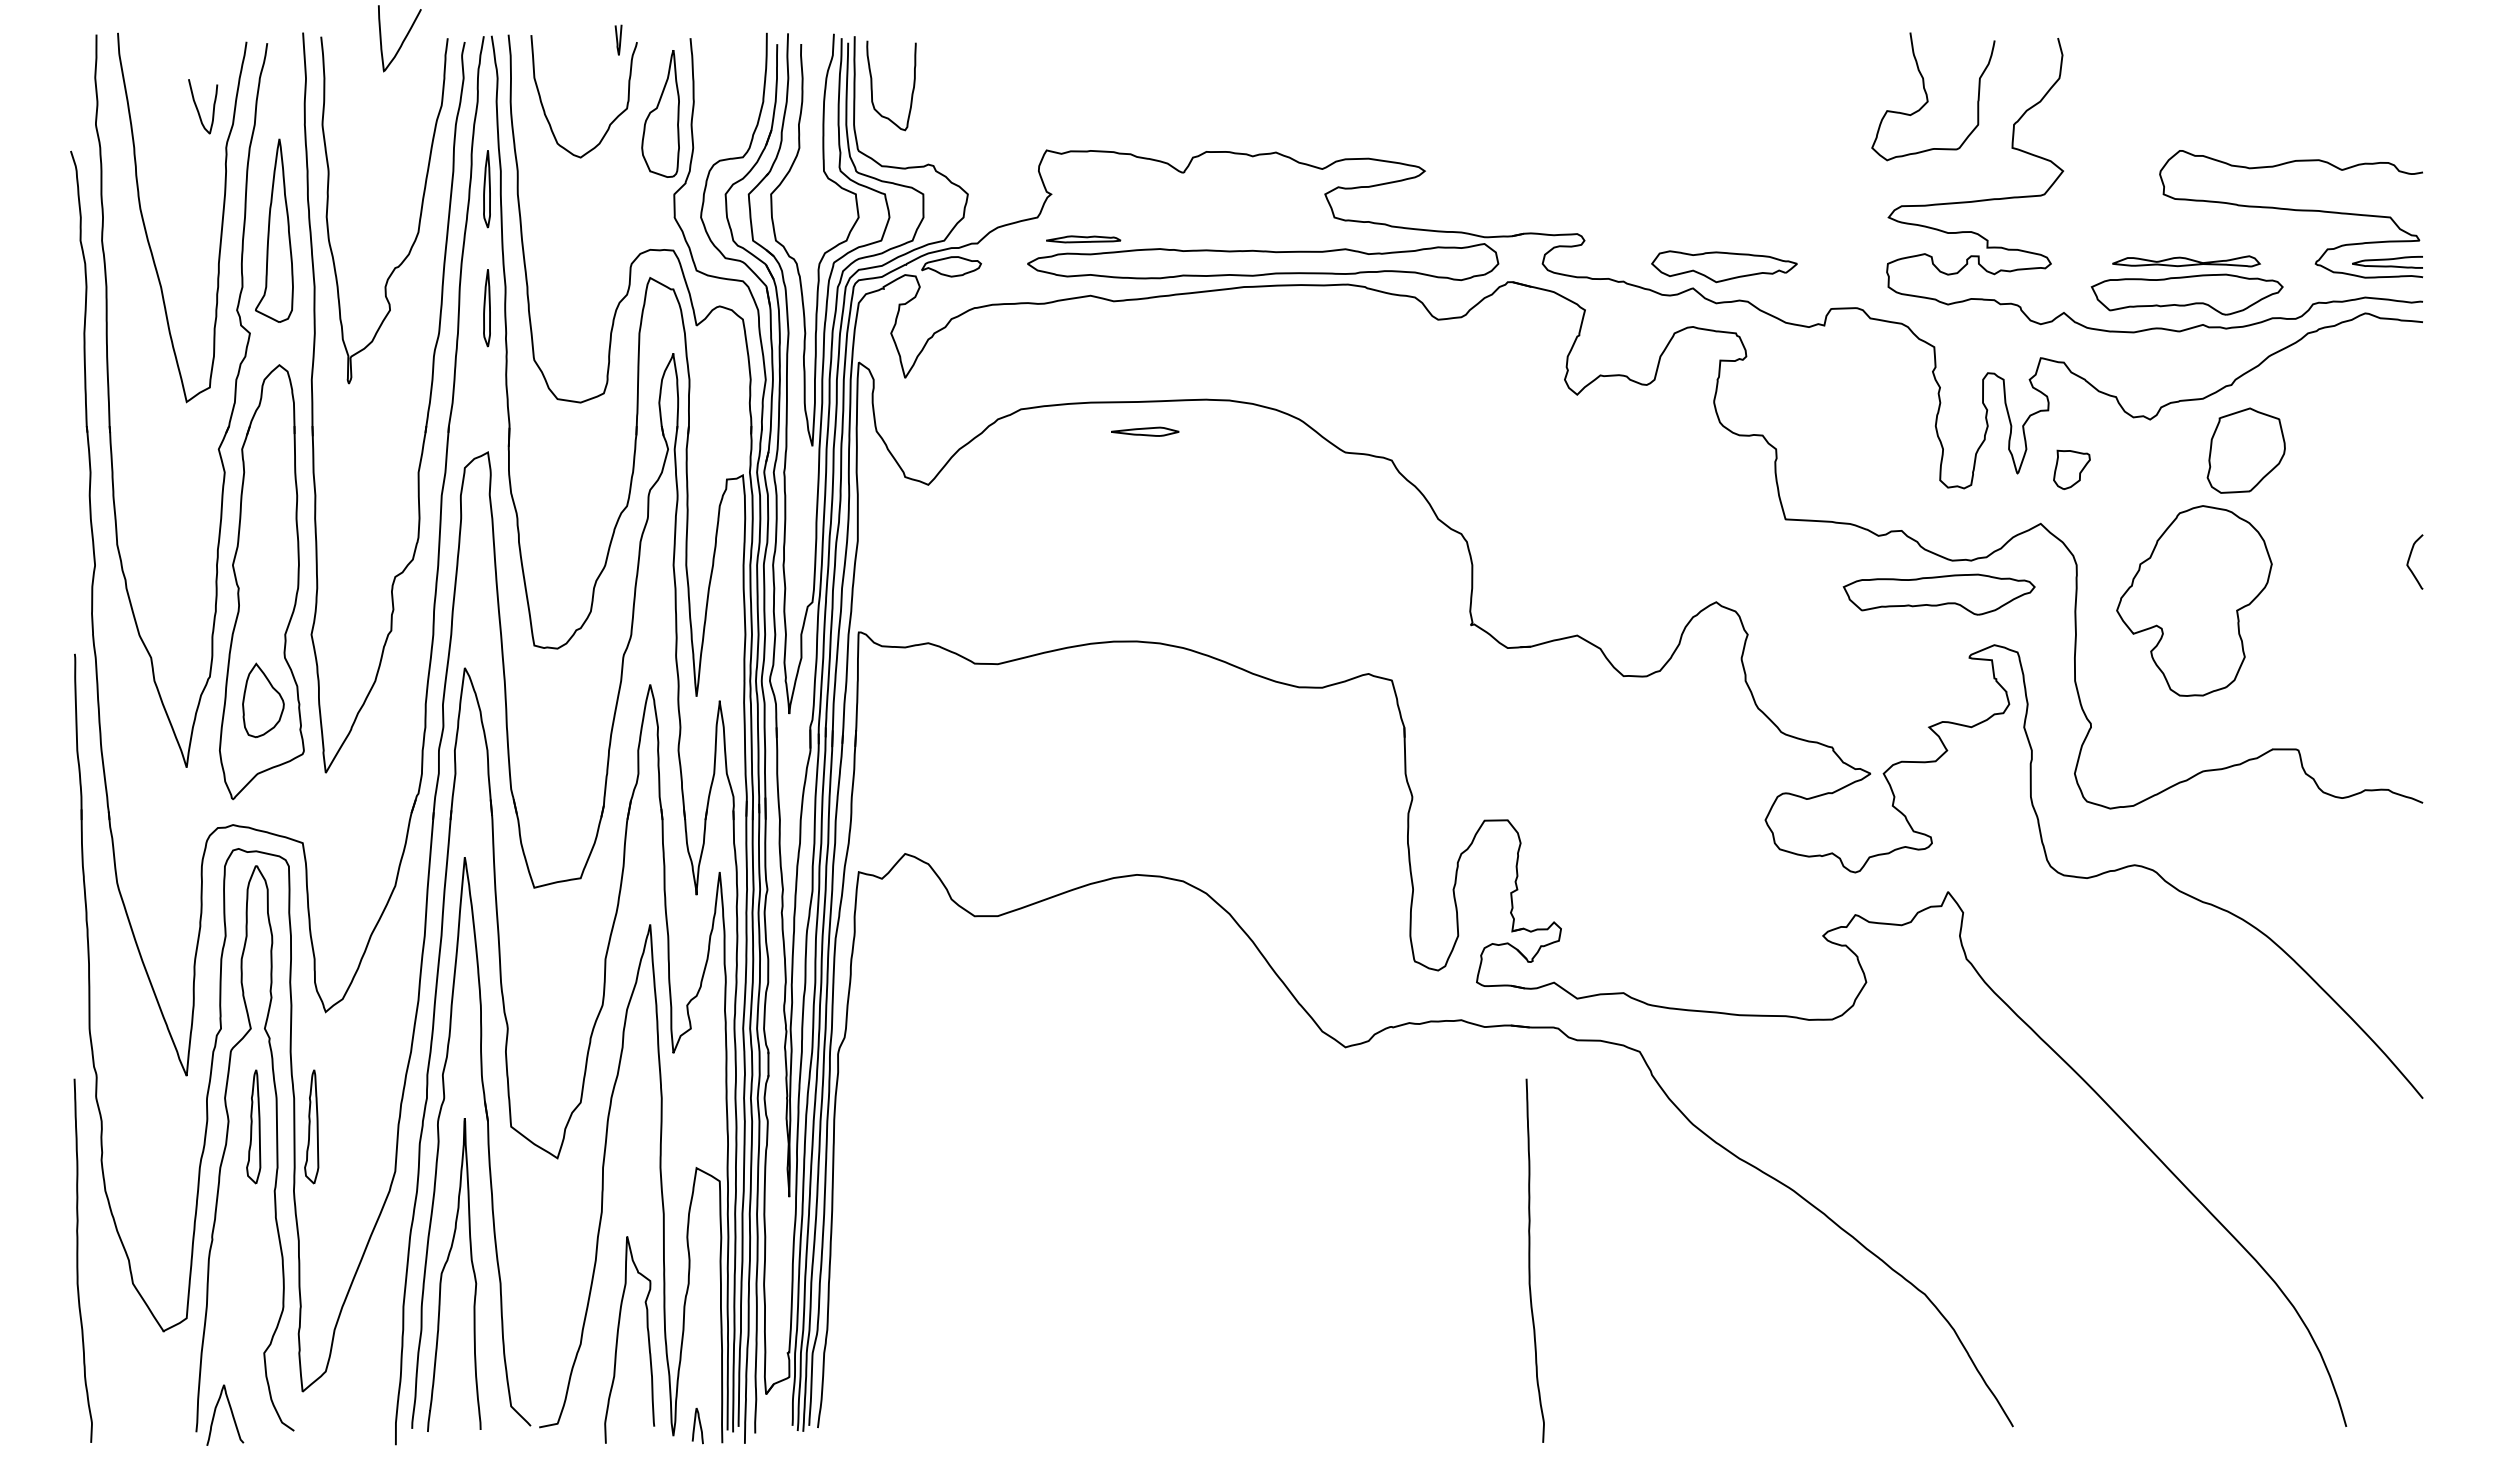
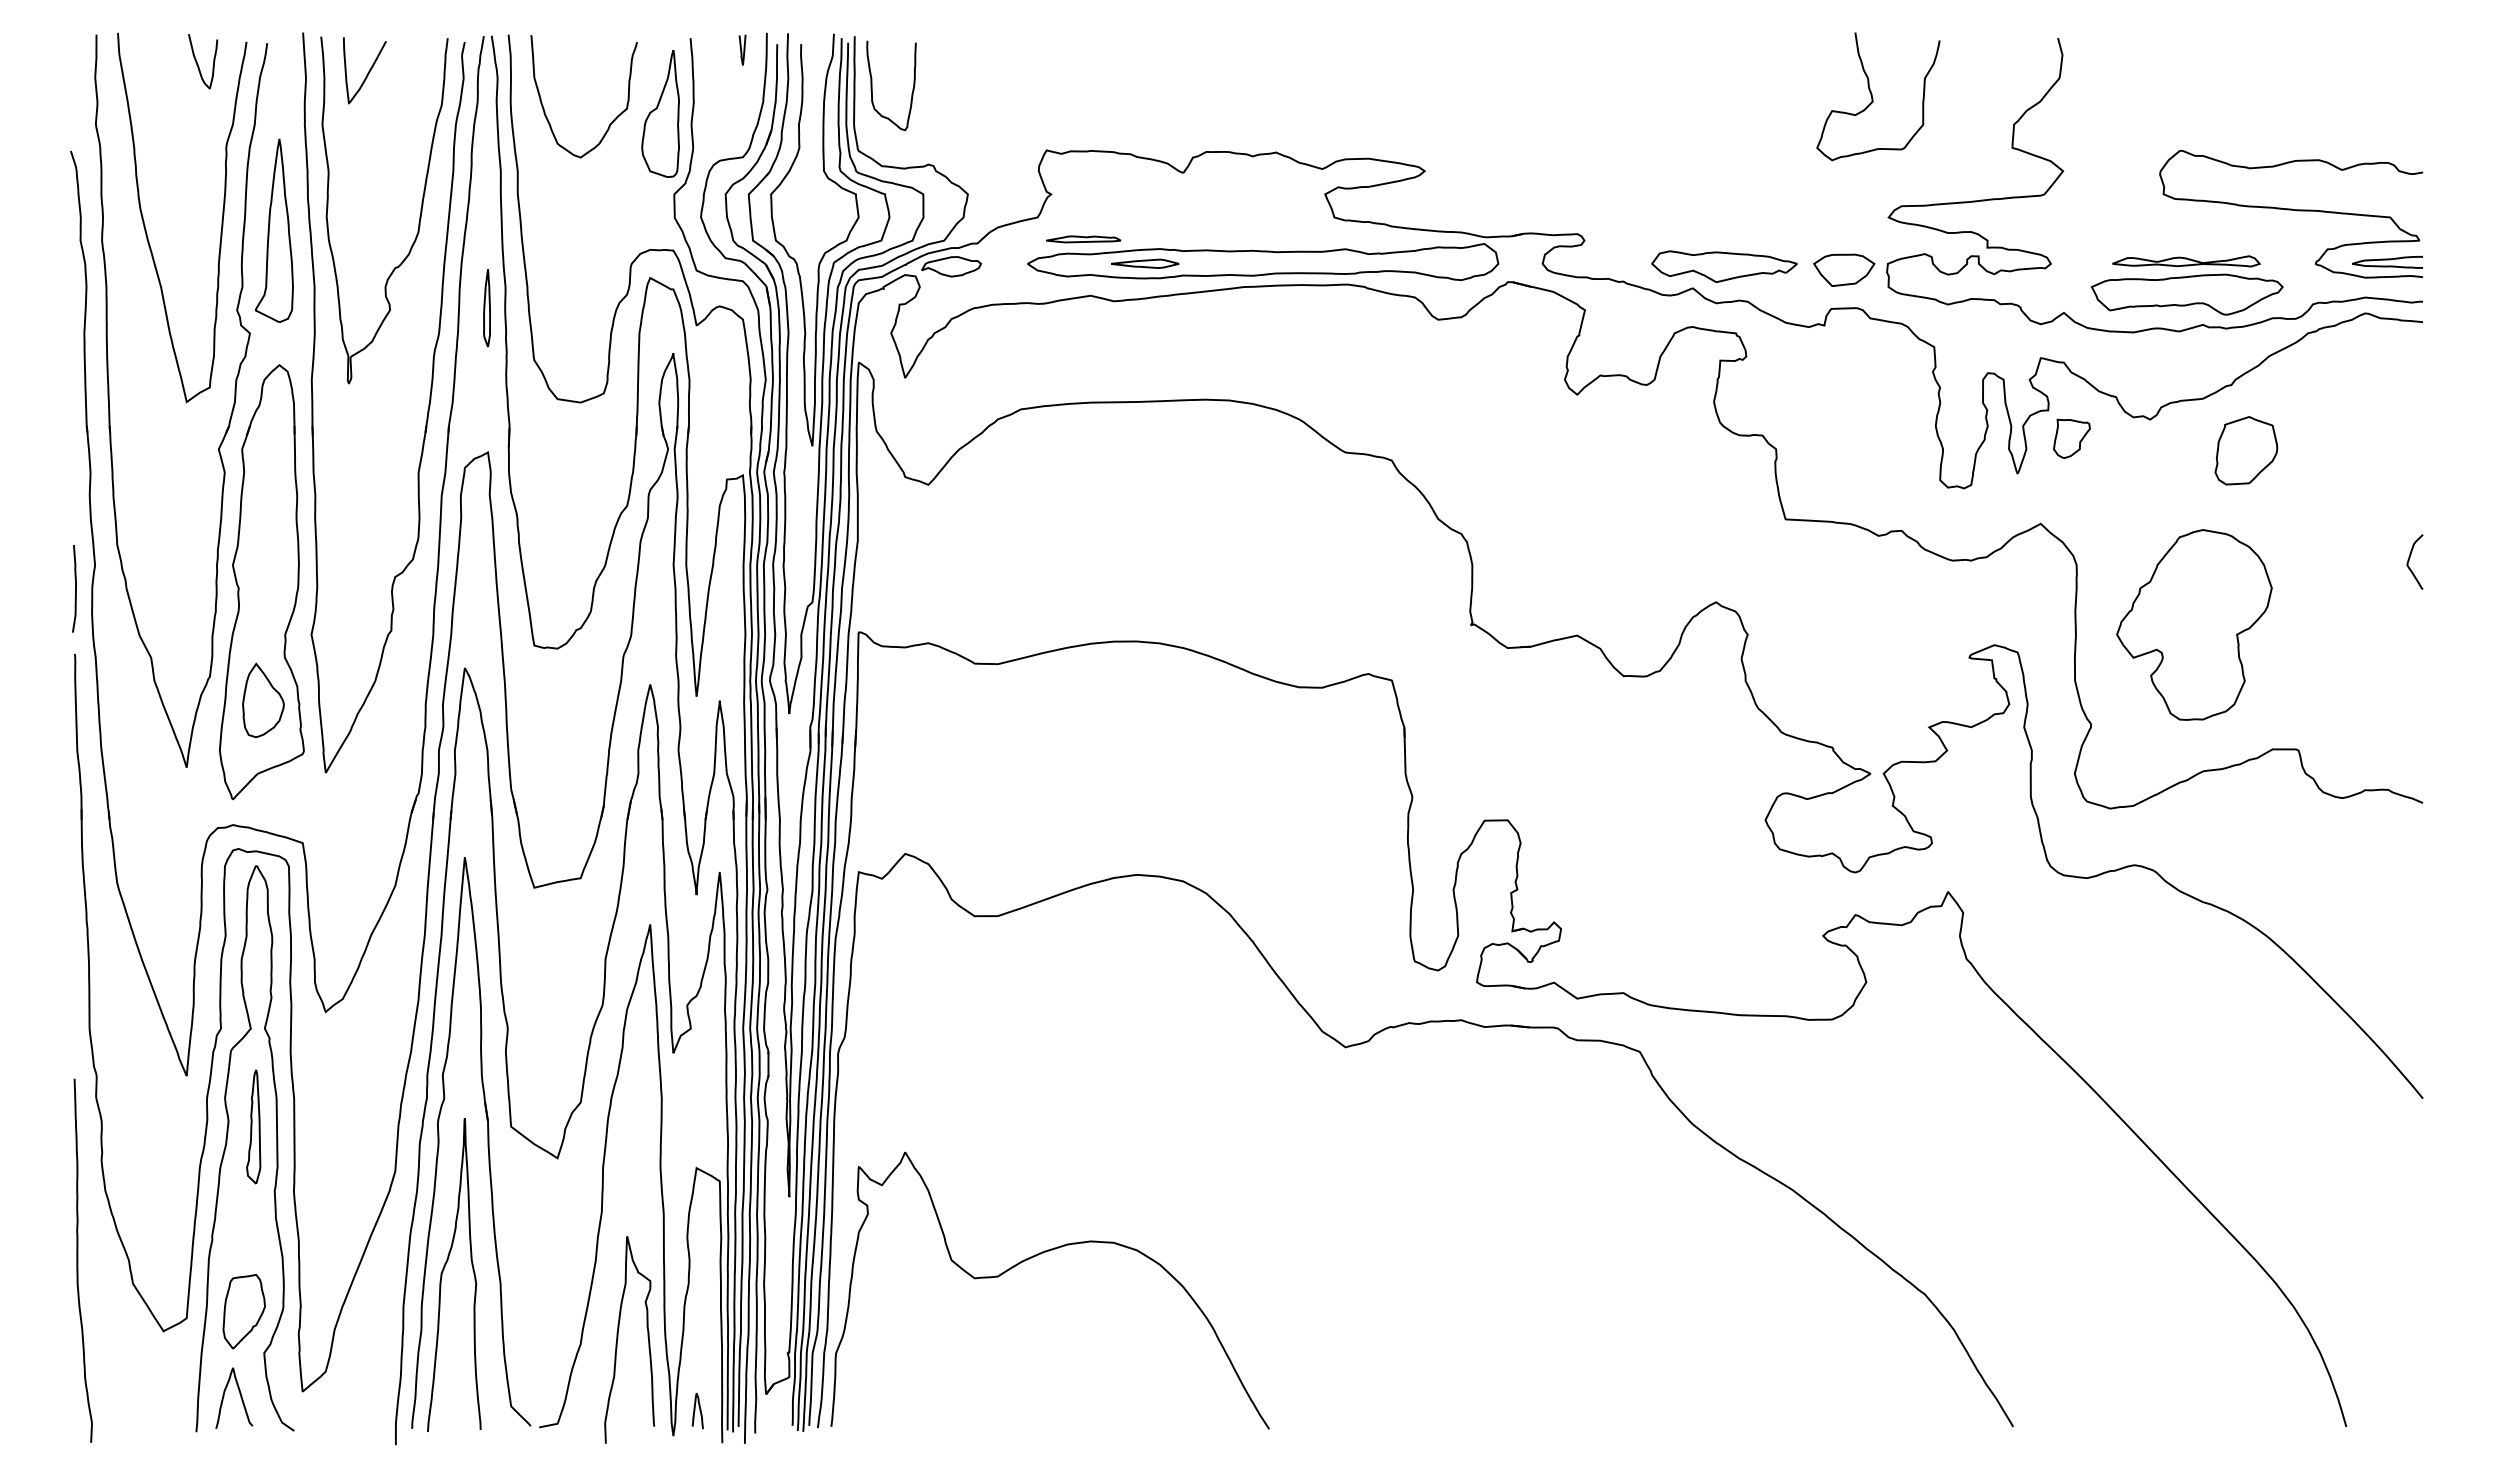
curve position: (403, 39) -> (368, 71) (368, 71)
curve position: (617, 39) -> (741, 49) (741, 49)
curve position: (1928, 98) -> (1873, 98) (1873, 98)
curve position: (198, 109) -> (198, 64) (198, 64)
part: present -> none (486, 189)
part: none -> present (1844, 269)
part position: (1145, 431) -> (1145, 263) (1145, 263)
part size: 80x87 px -> 65x70 px (2246, 450)
part position: (2071, 469) -> (2071, 438) (2071, 438)
curve: none -> present (75, 588)
part: present -> none (1938, 594)
part position: (2194, 600) -> (2194, 624) (2194, 624)
part: present -> none (311, 1126)
curve: none -> present (1034, 1257)
curve: present -> none (1530, 1260)
part: none -> present (243, 1311)
curve position: (230, 1411) -> (239, 1394) (239, 1394)
curve position: (695, 1425) -> (695, 1410) (695, 1410)
